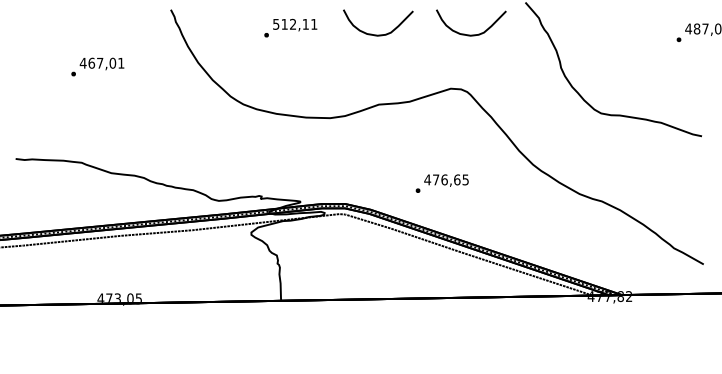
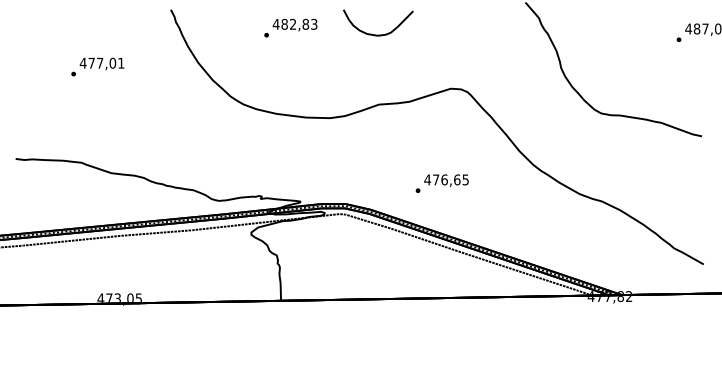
text: 512,11 -> 482,83 (294, 23)
curve: present -> none (471, 34)
text: 467,01 -> 477,01 (91, 62)
